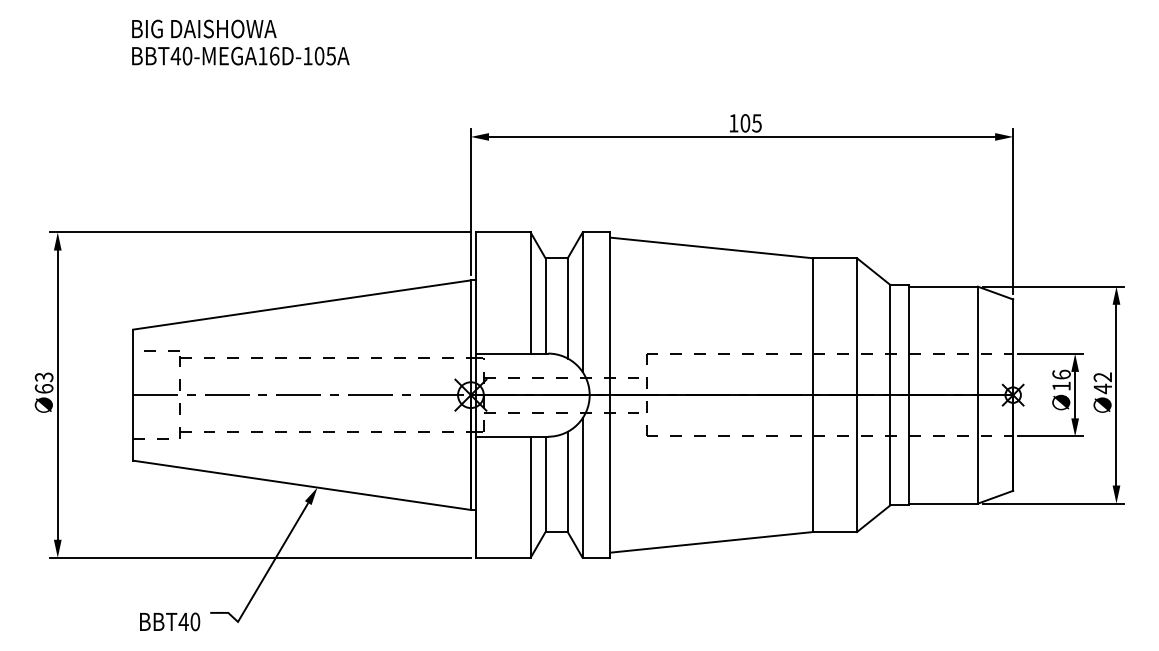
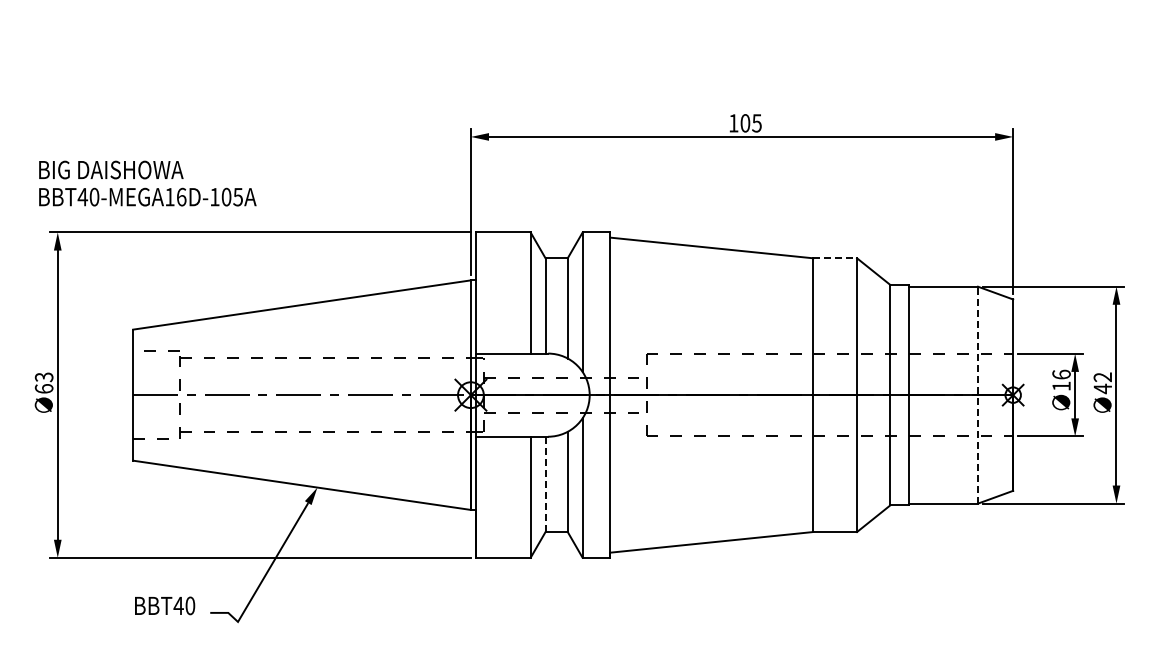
text position: (240, 42) -> (147, 183) (147, 183)
line: solid -> dashed (835, 258)
line: solid -> dashed (978, 394)
line: solid -> dashed (545, 484)
text position: (170, 621) -> (165, 605) (165, 605)
